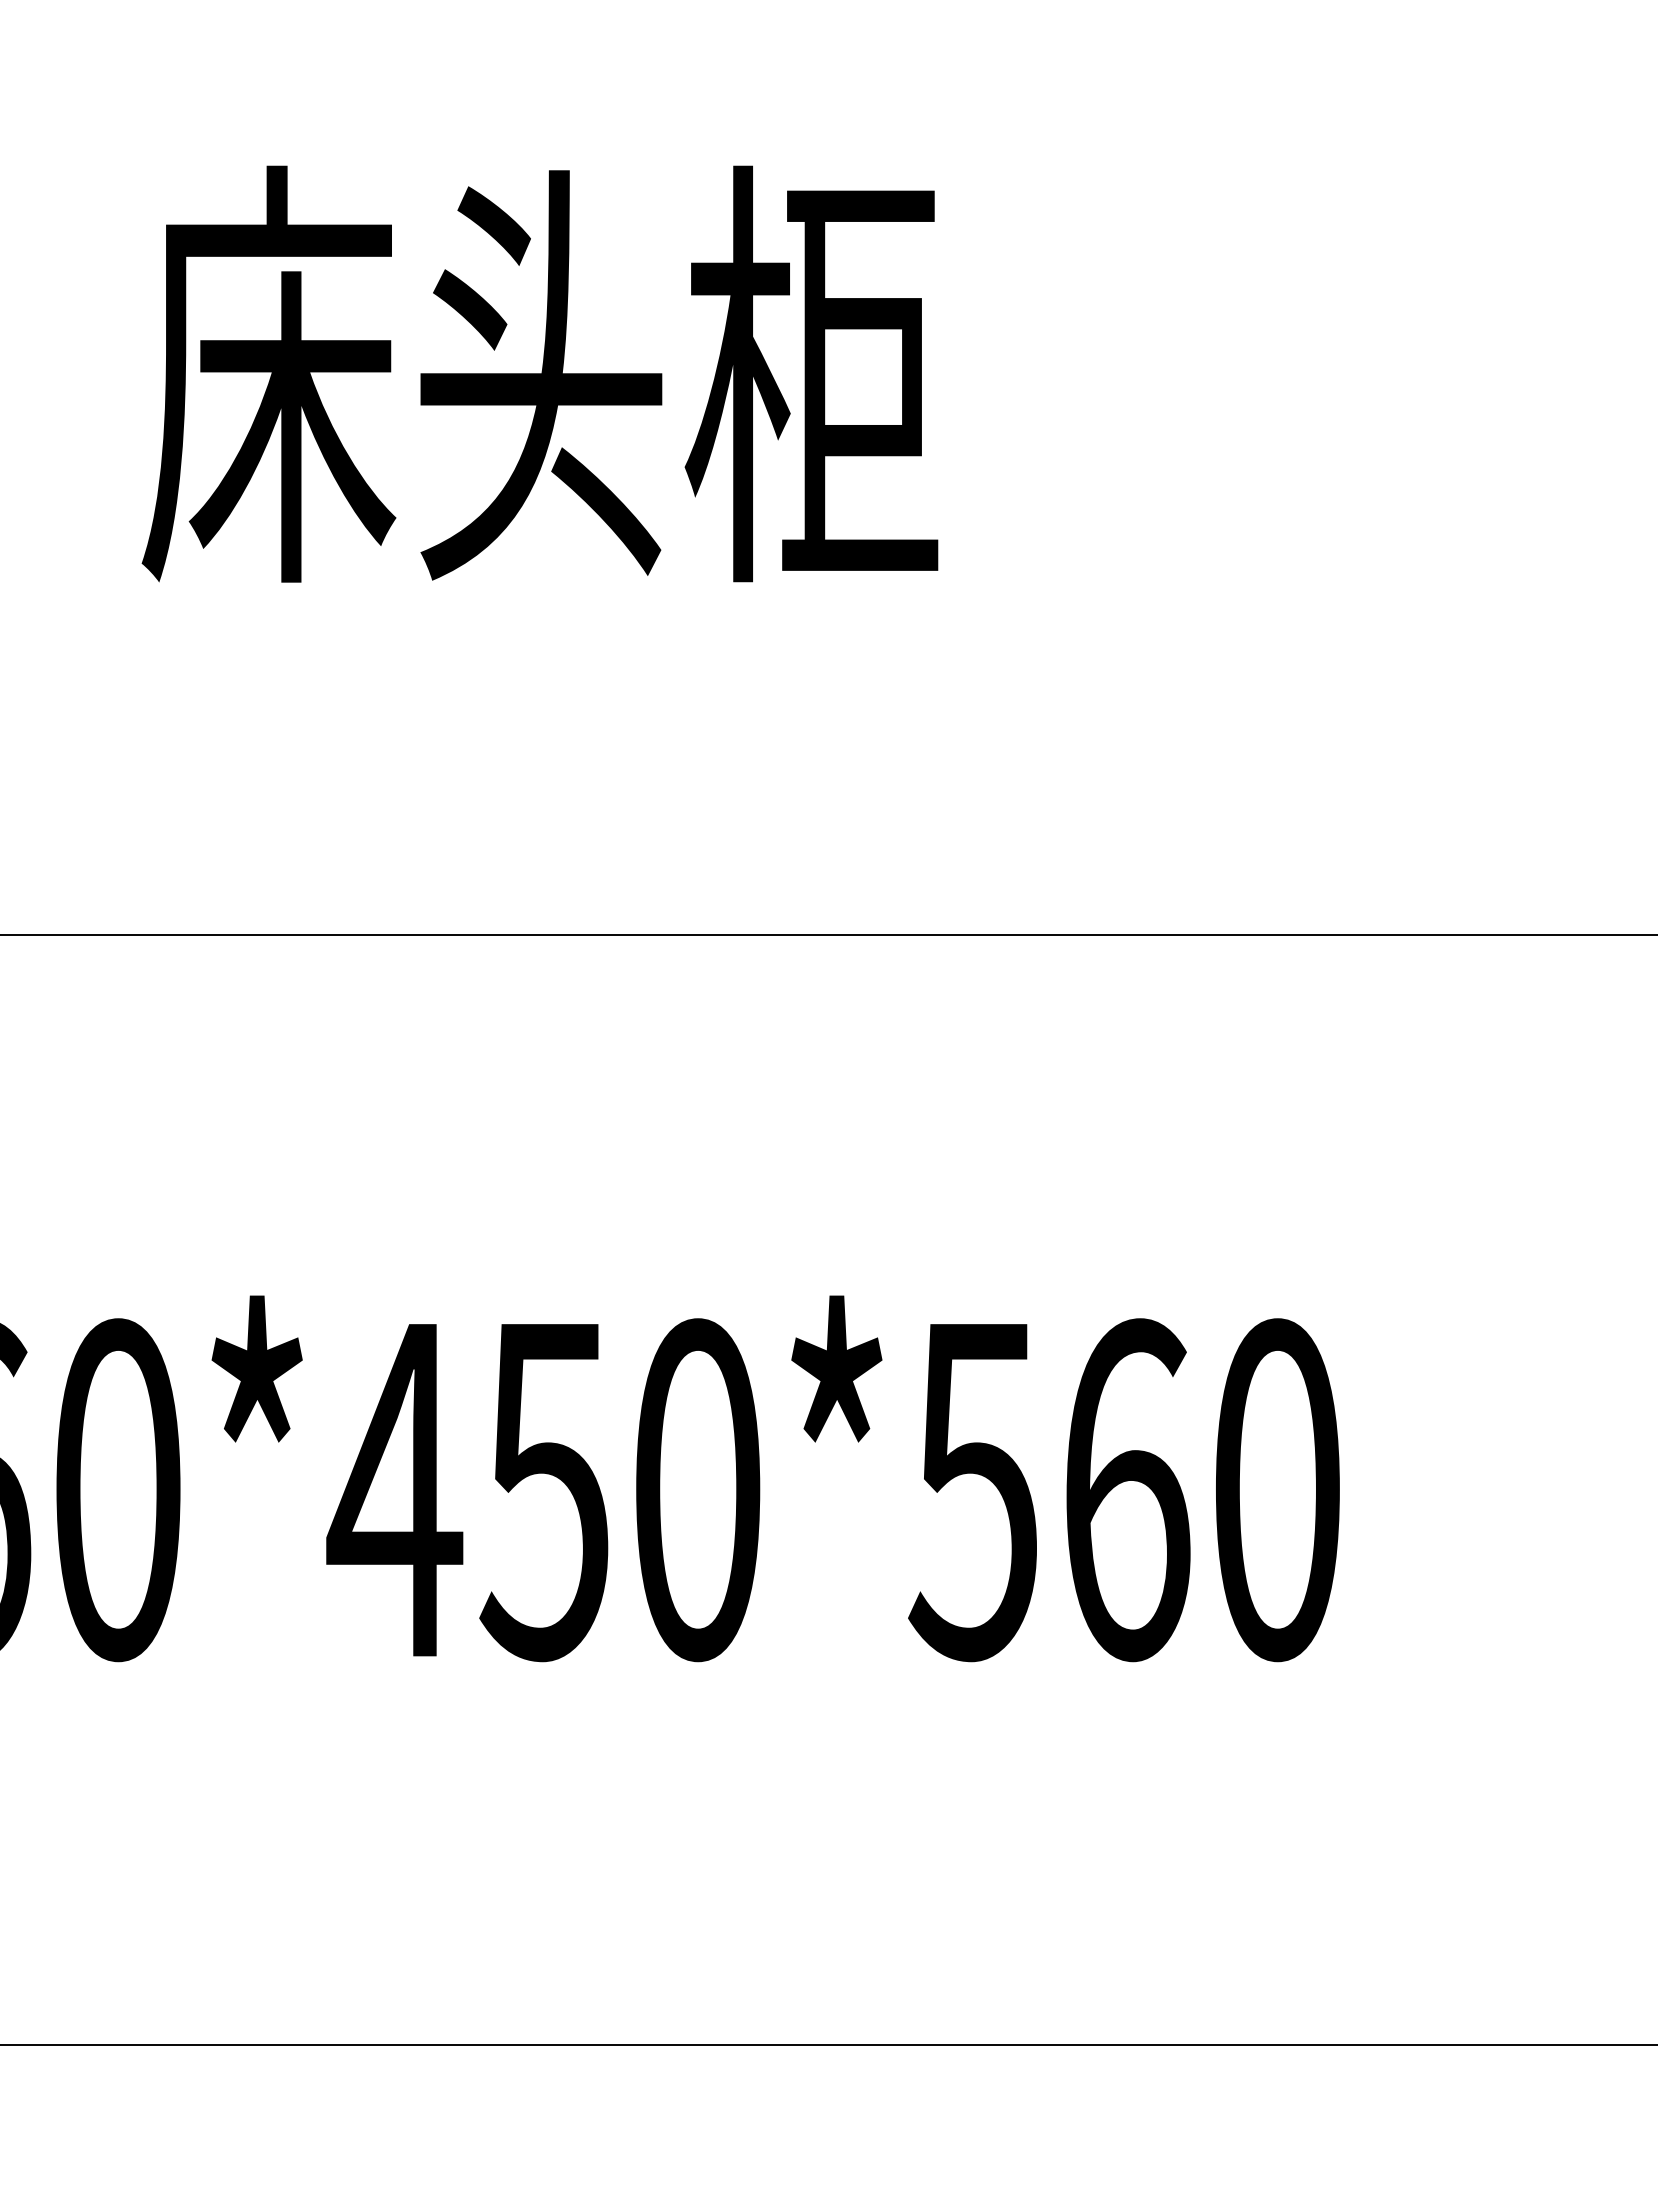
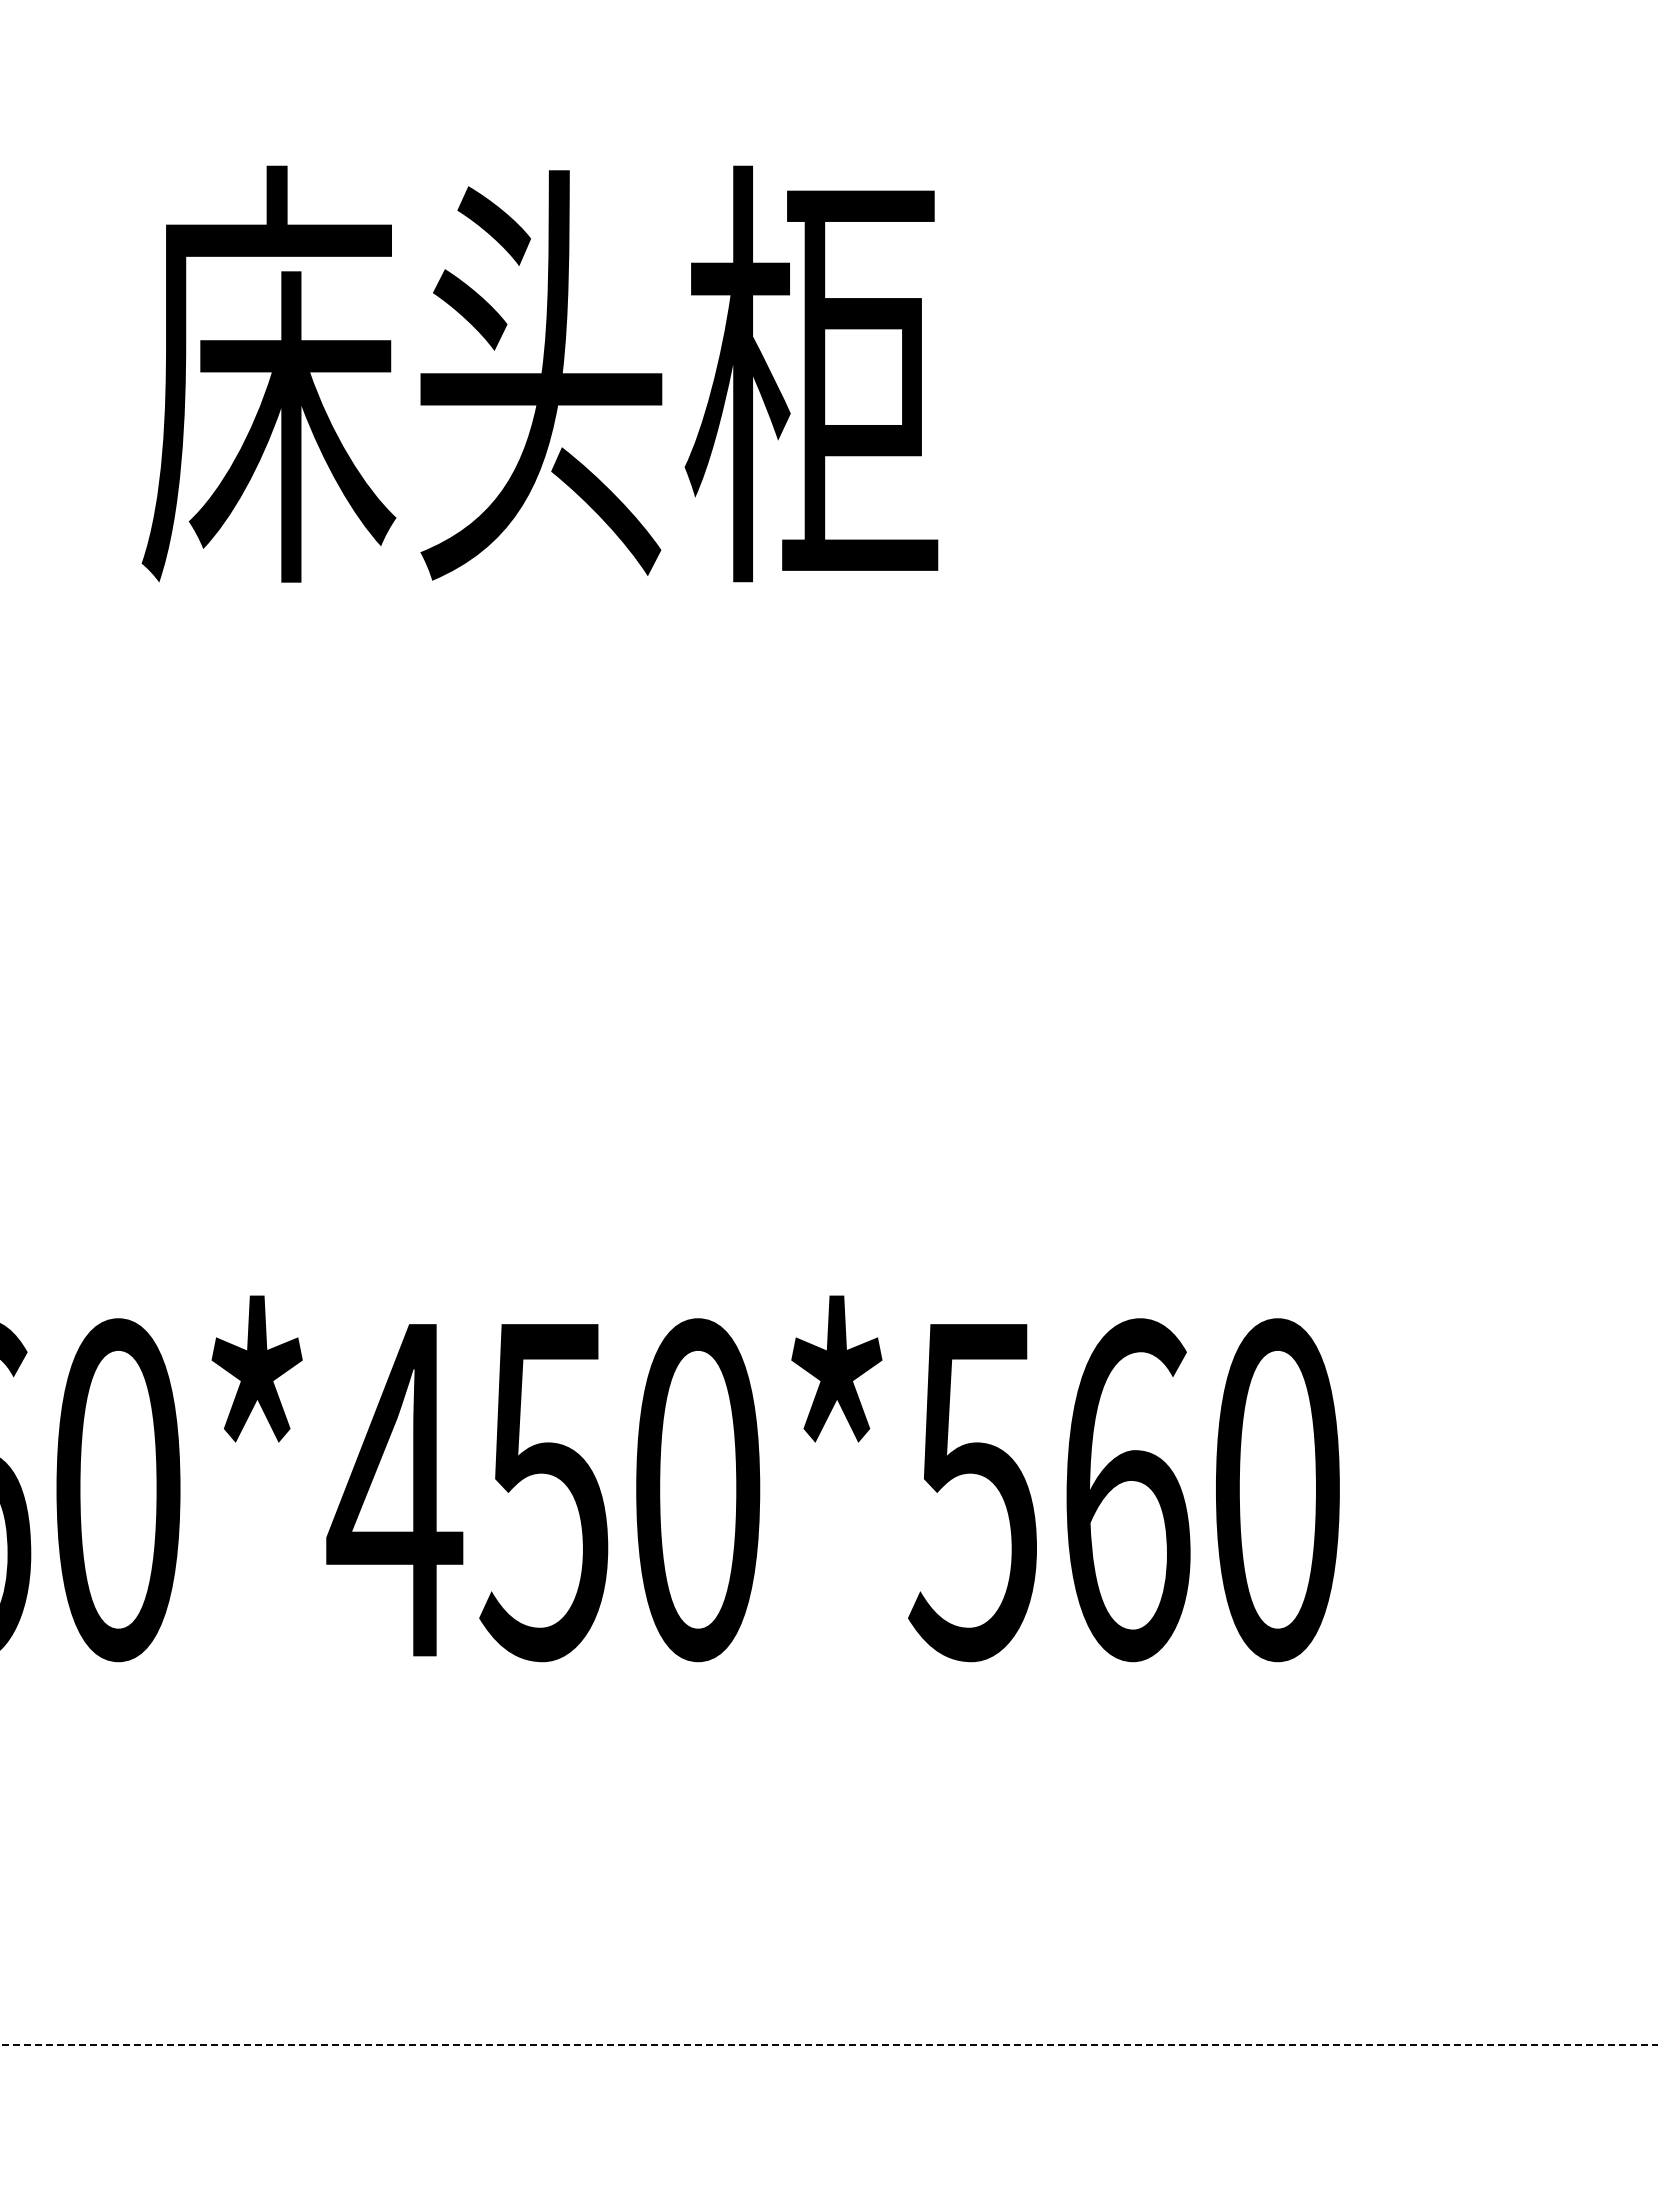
line: present -> none (828, 935)
line: solid -> dashed (828, 2045)
